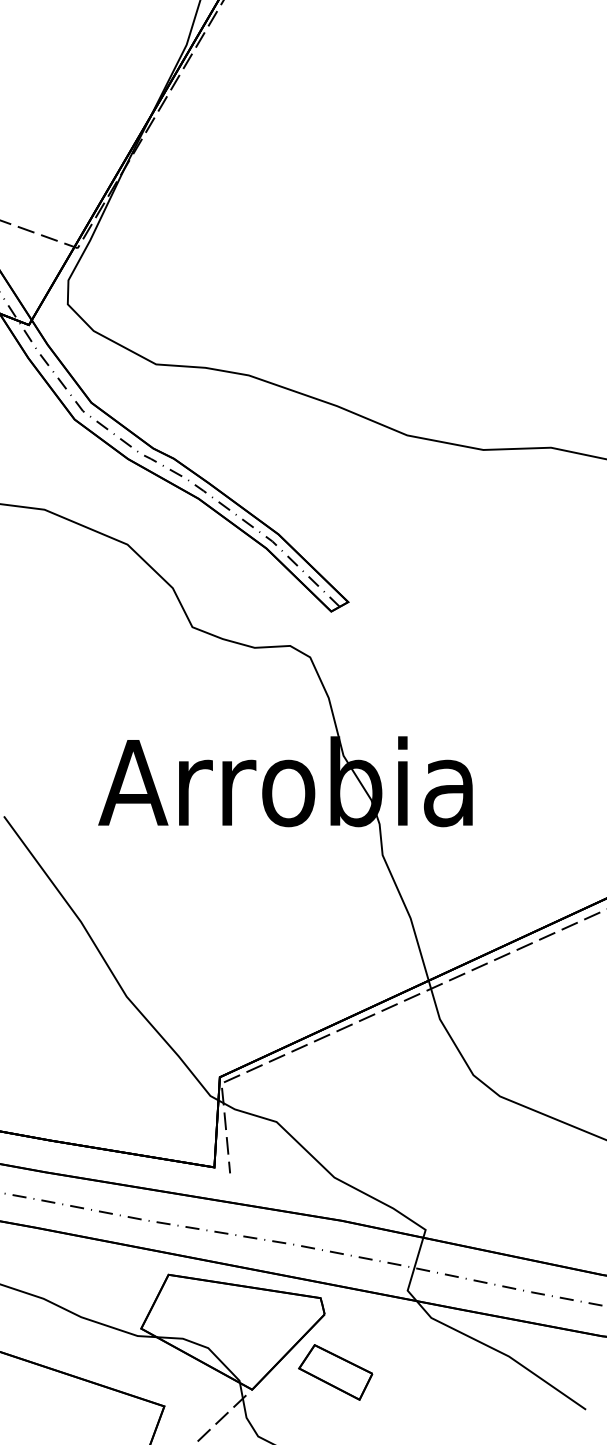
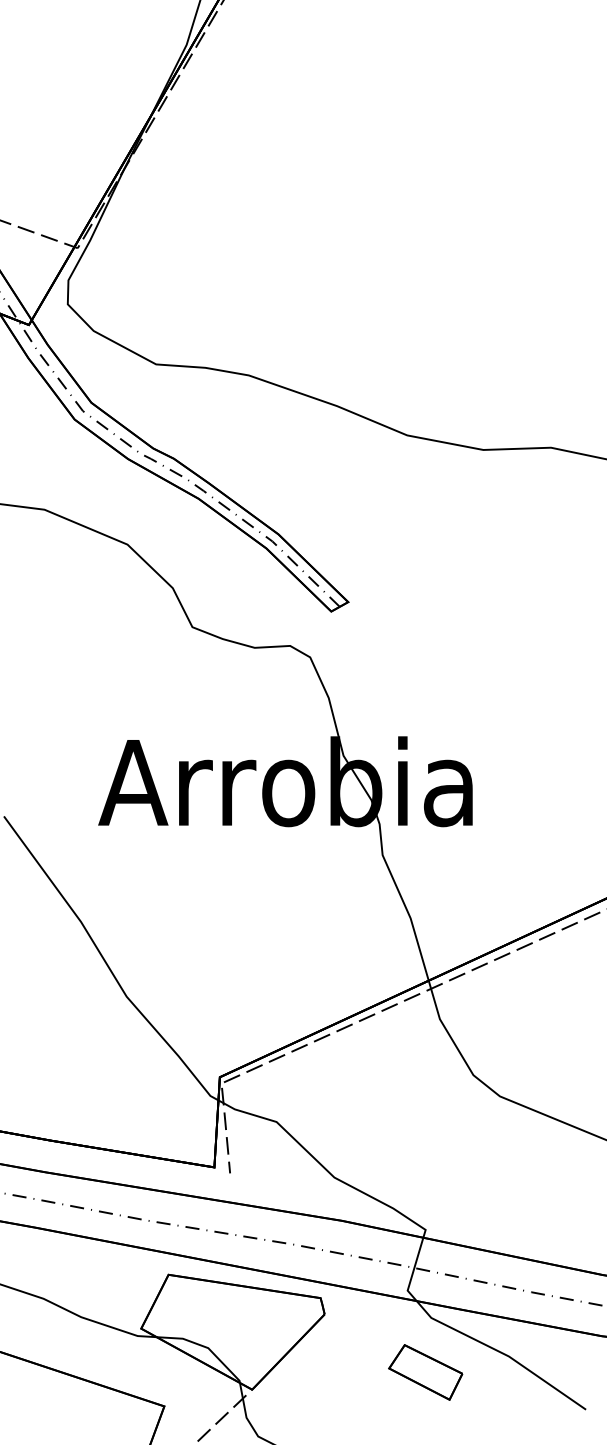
part position: (335, 1372) -> (425, 1372) (425, 1372)
